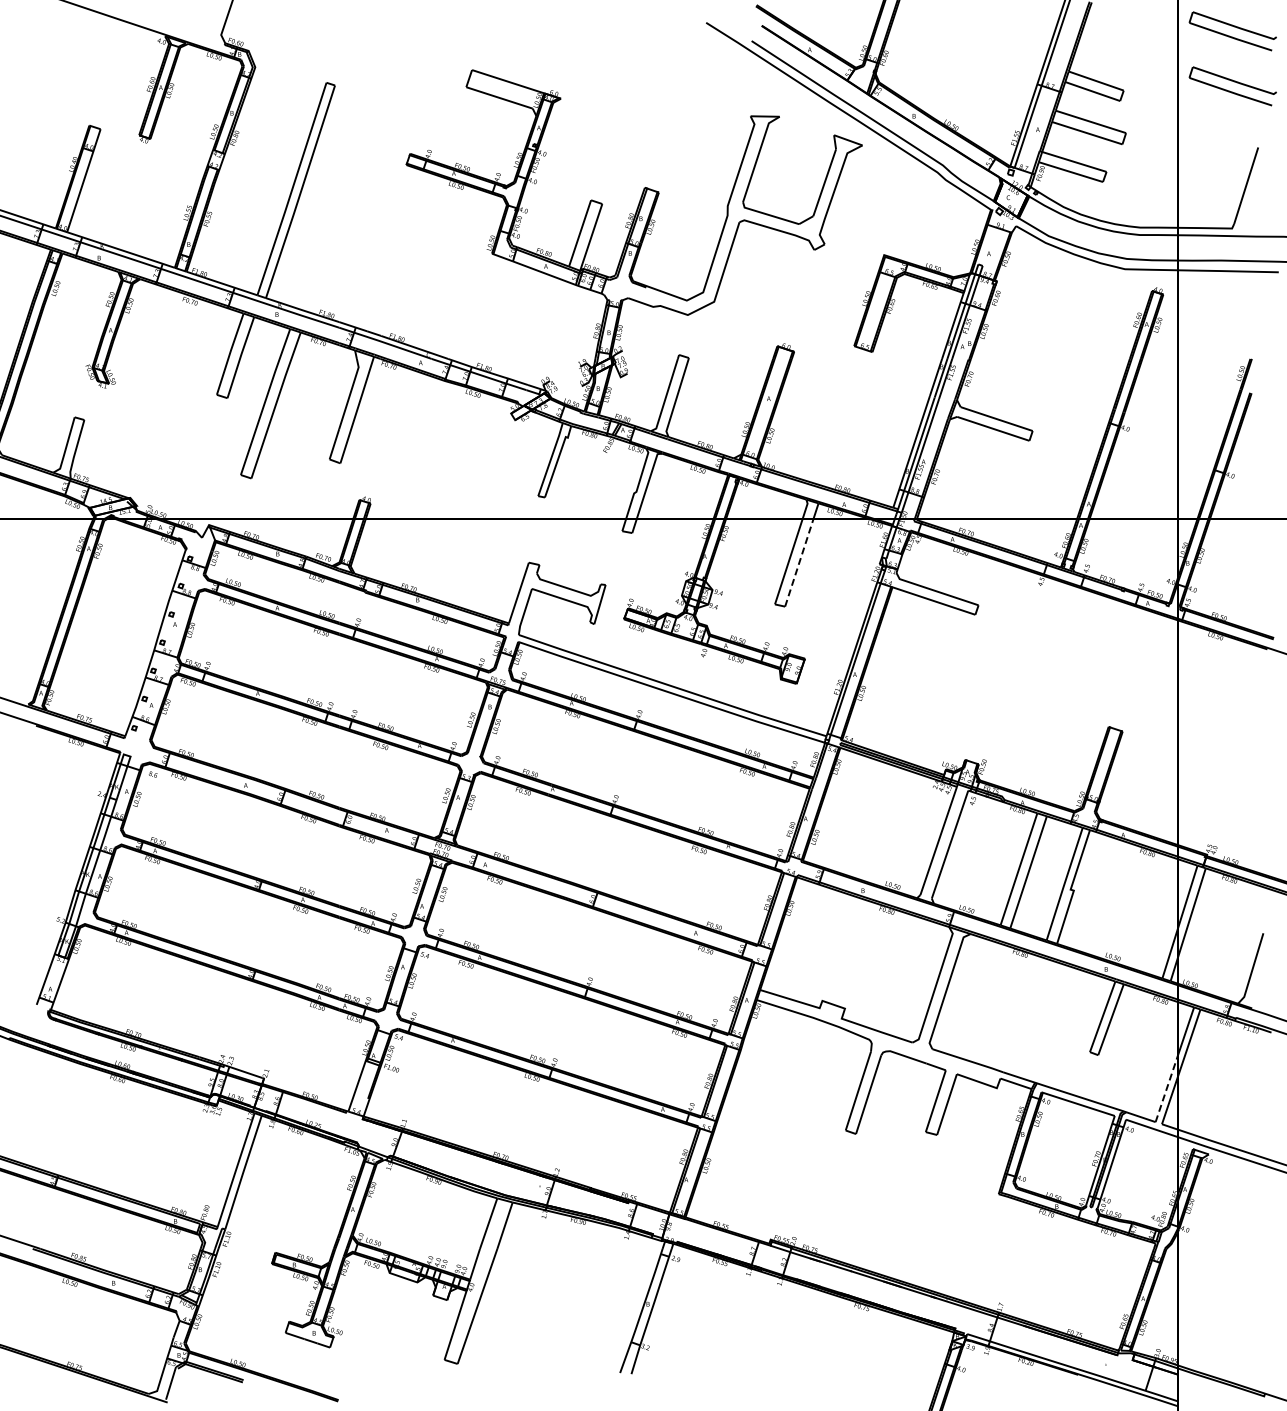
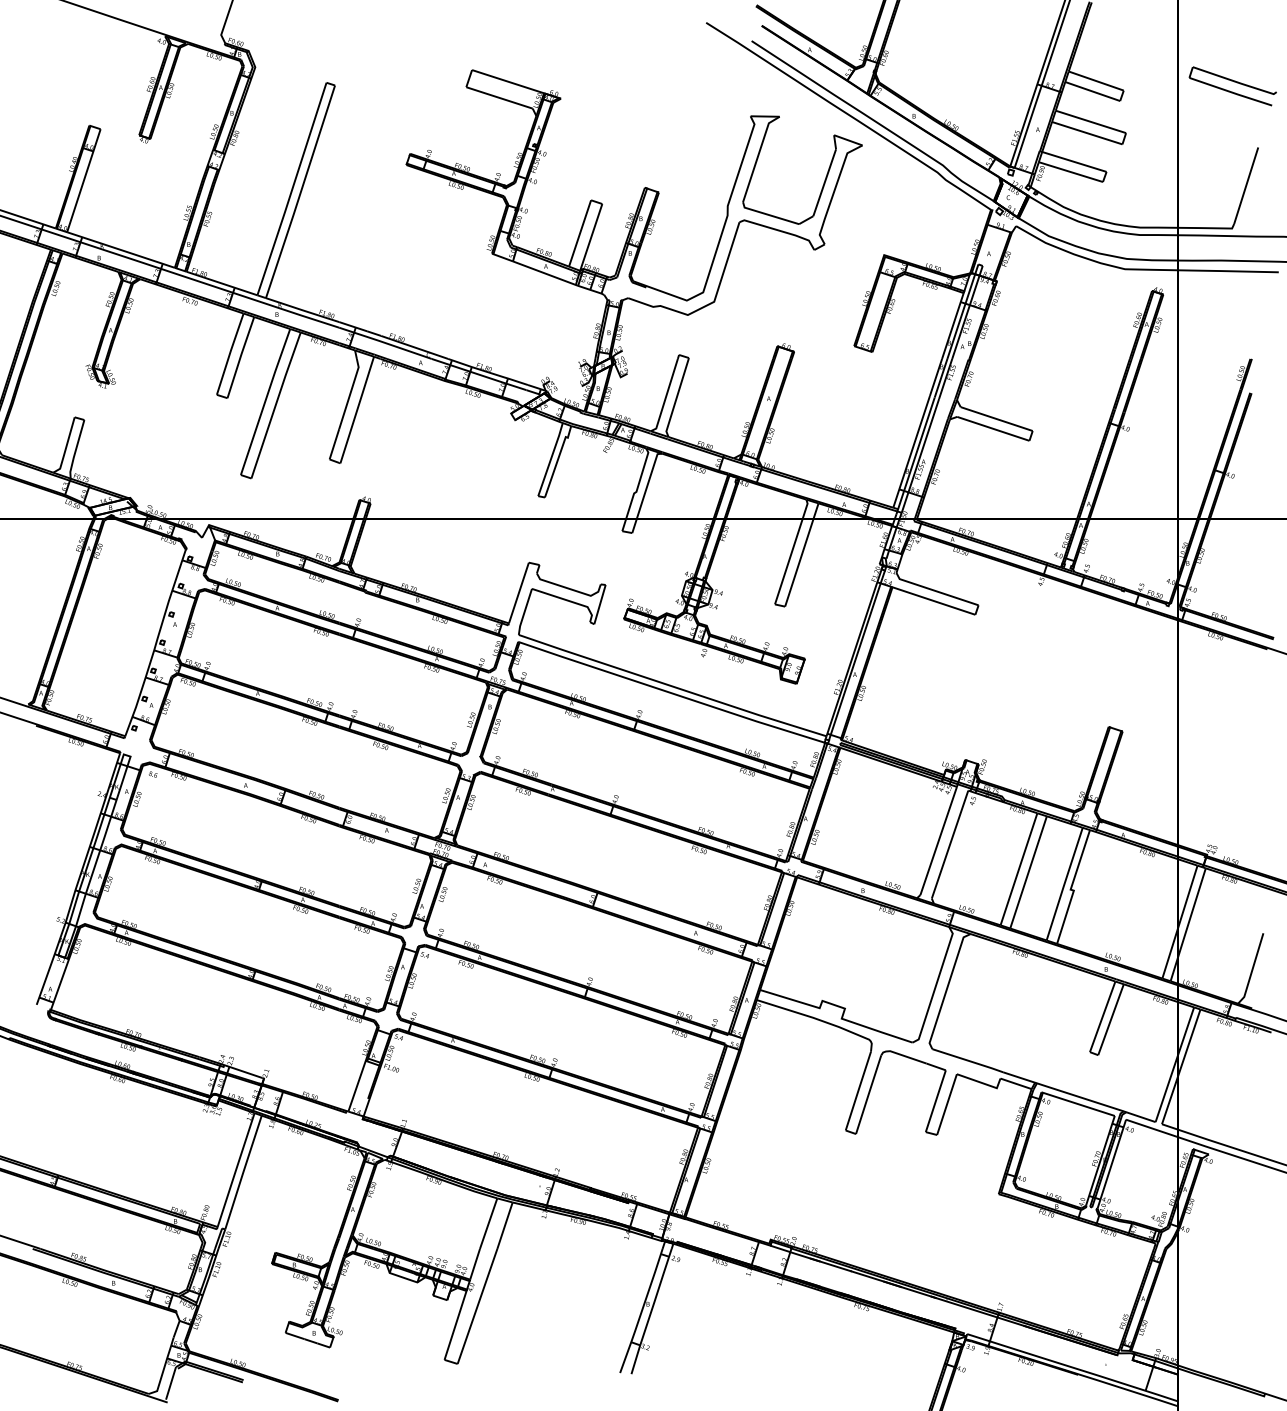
part: present -> none (1232, 31)
line: dashed -> solid (799, 562)
line: dashed -> solid (1166, 1088)
